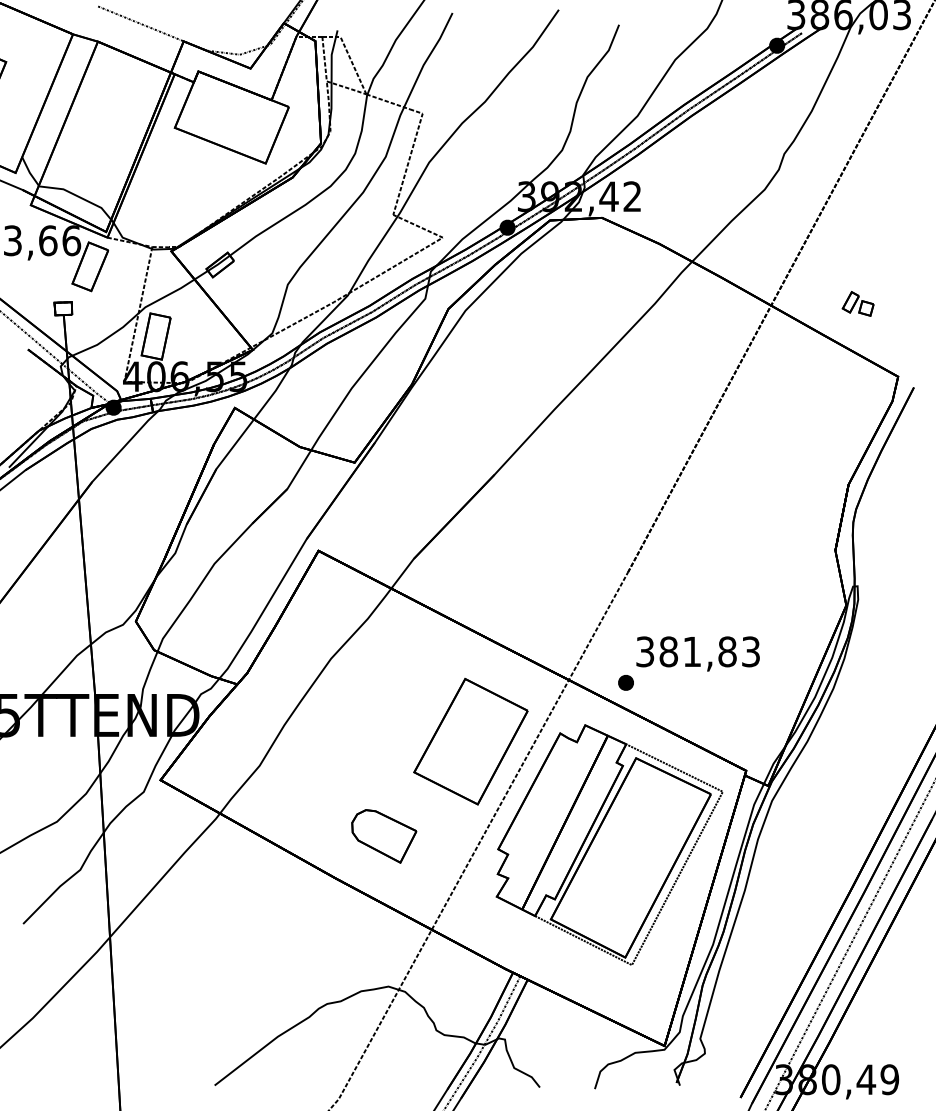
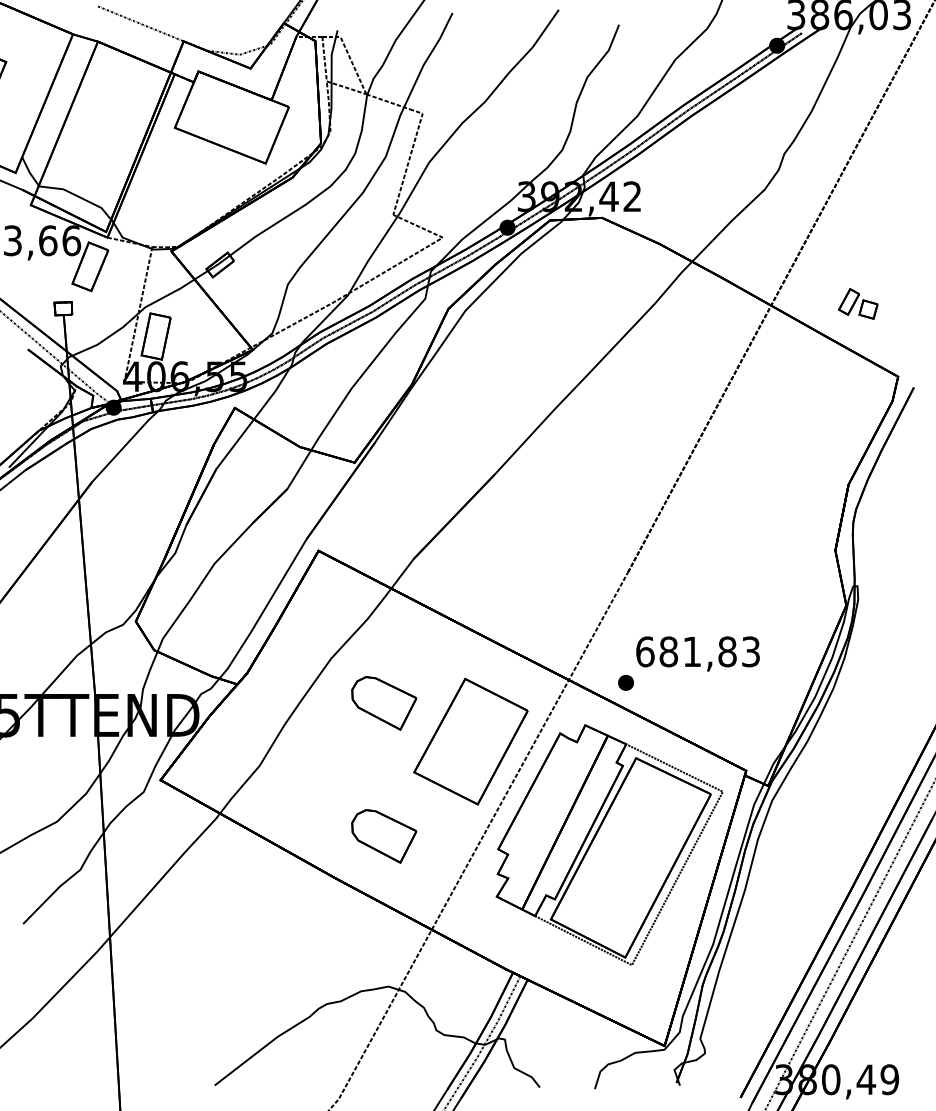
part size: 34x26 px -> 41x32 px (858, 303)
text: 381,83 -> 681,83 (645, 651)
part: none -> present (384, 703)
